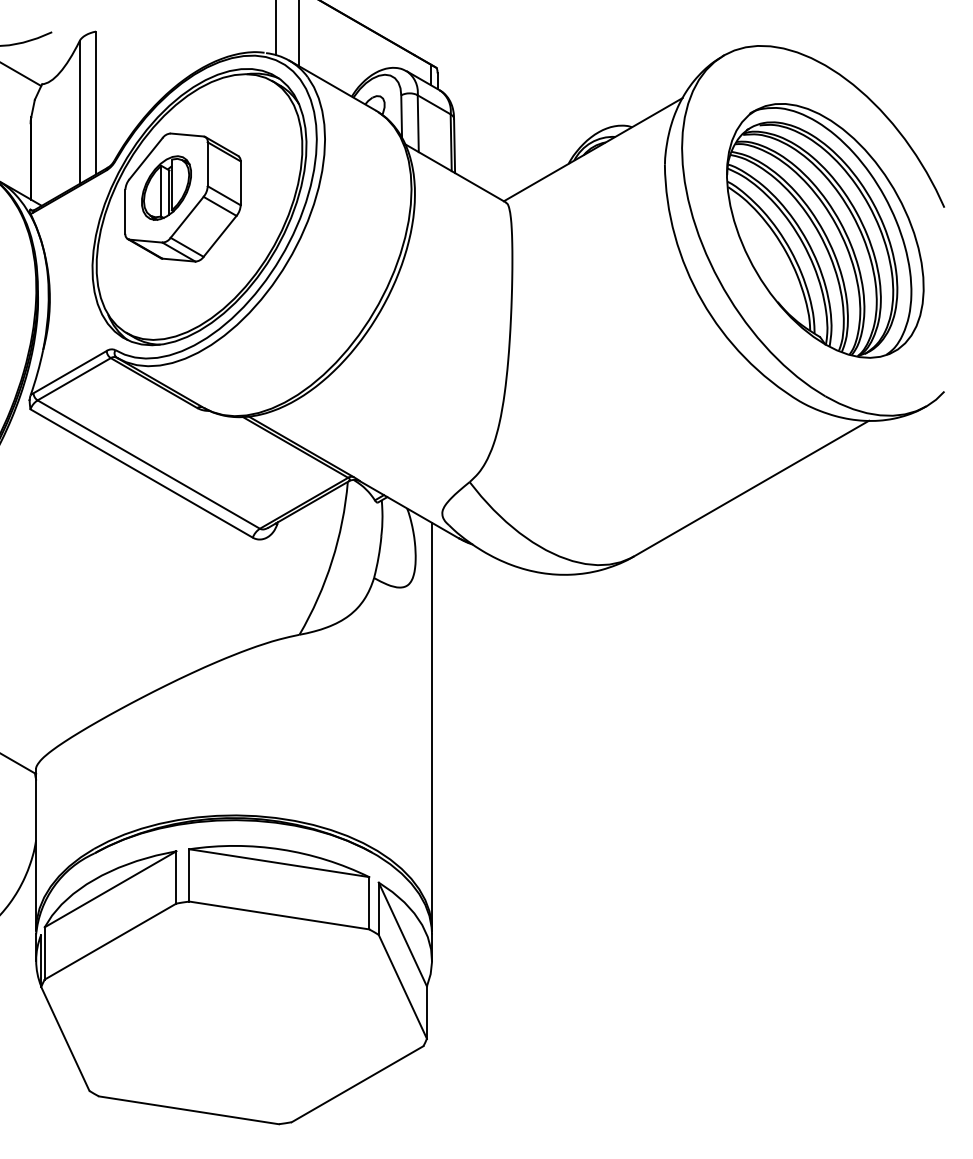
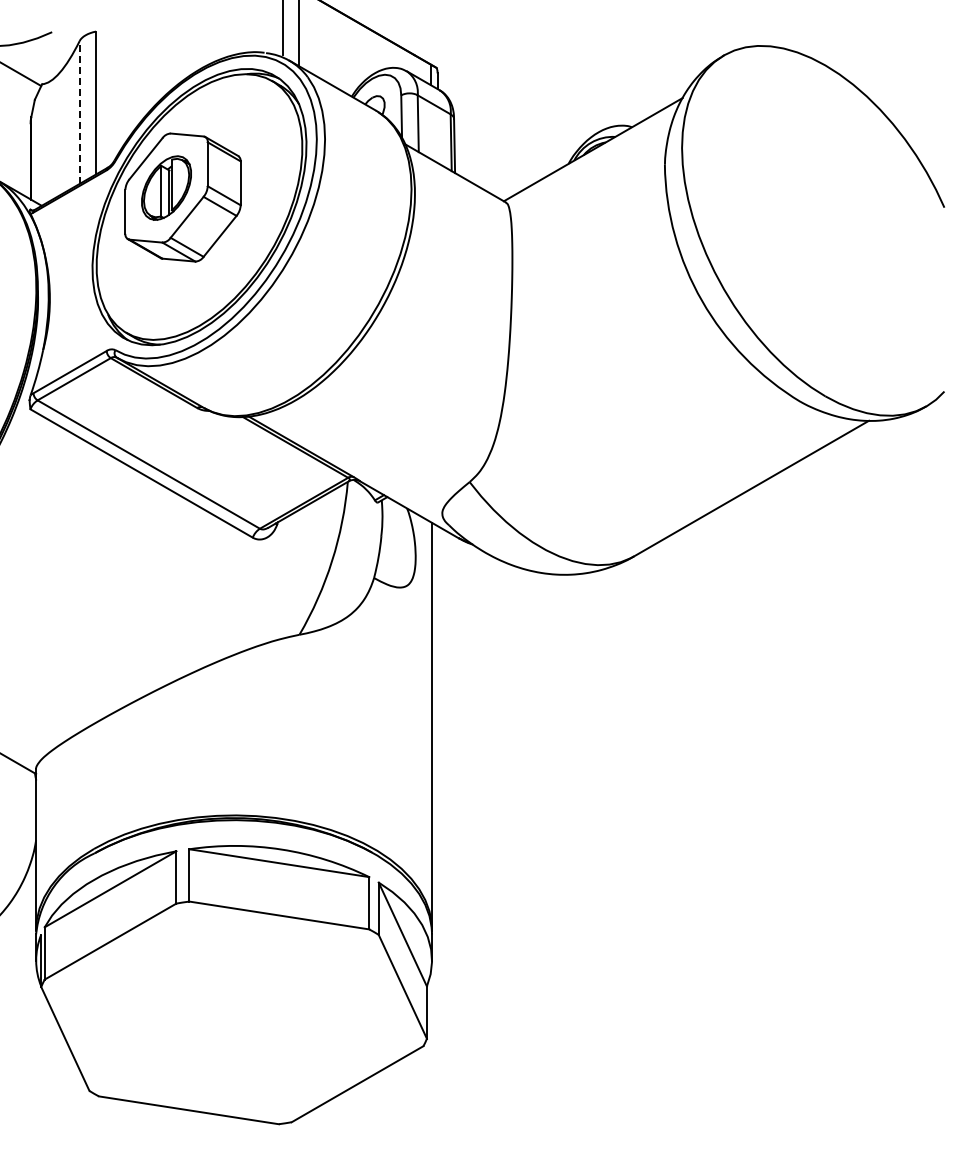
line position: (276, 28) -> (283, 28) (283, 28)
line: solid -> dashed (79, 112)
part: present -> none (825, 230)
